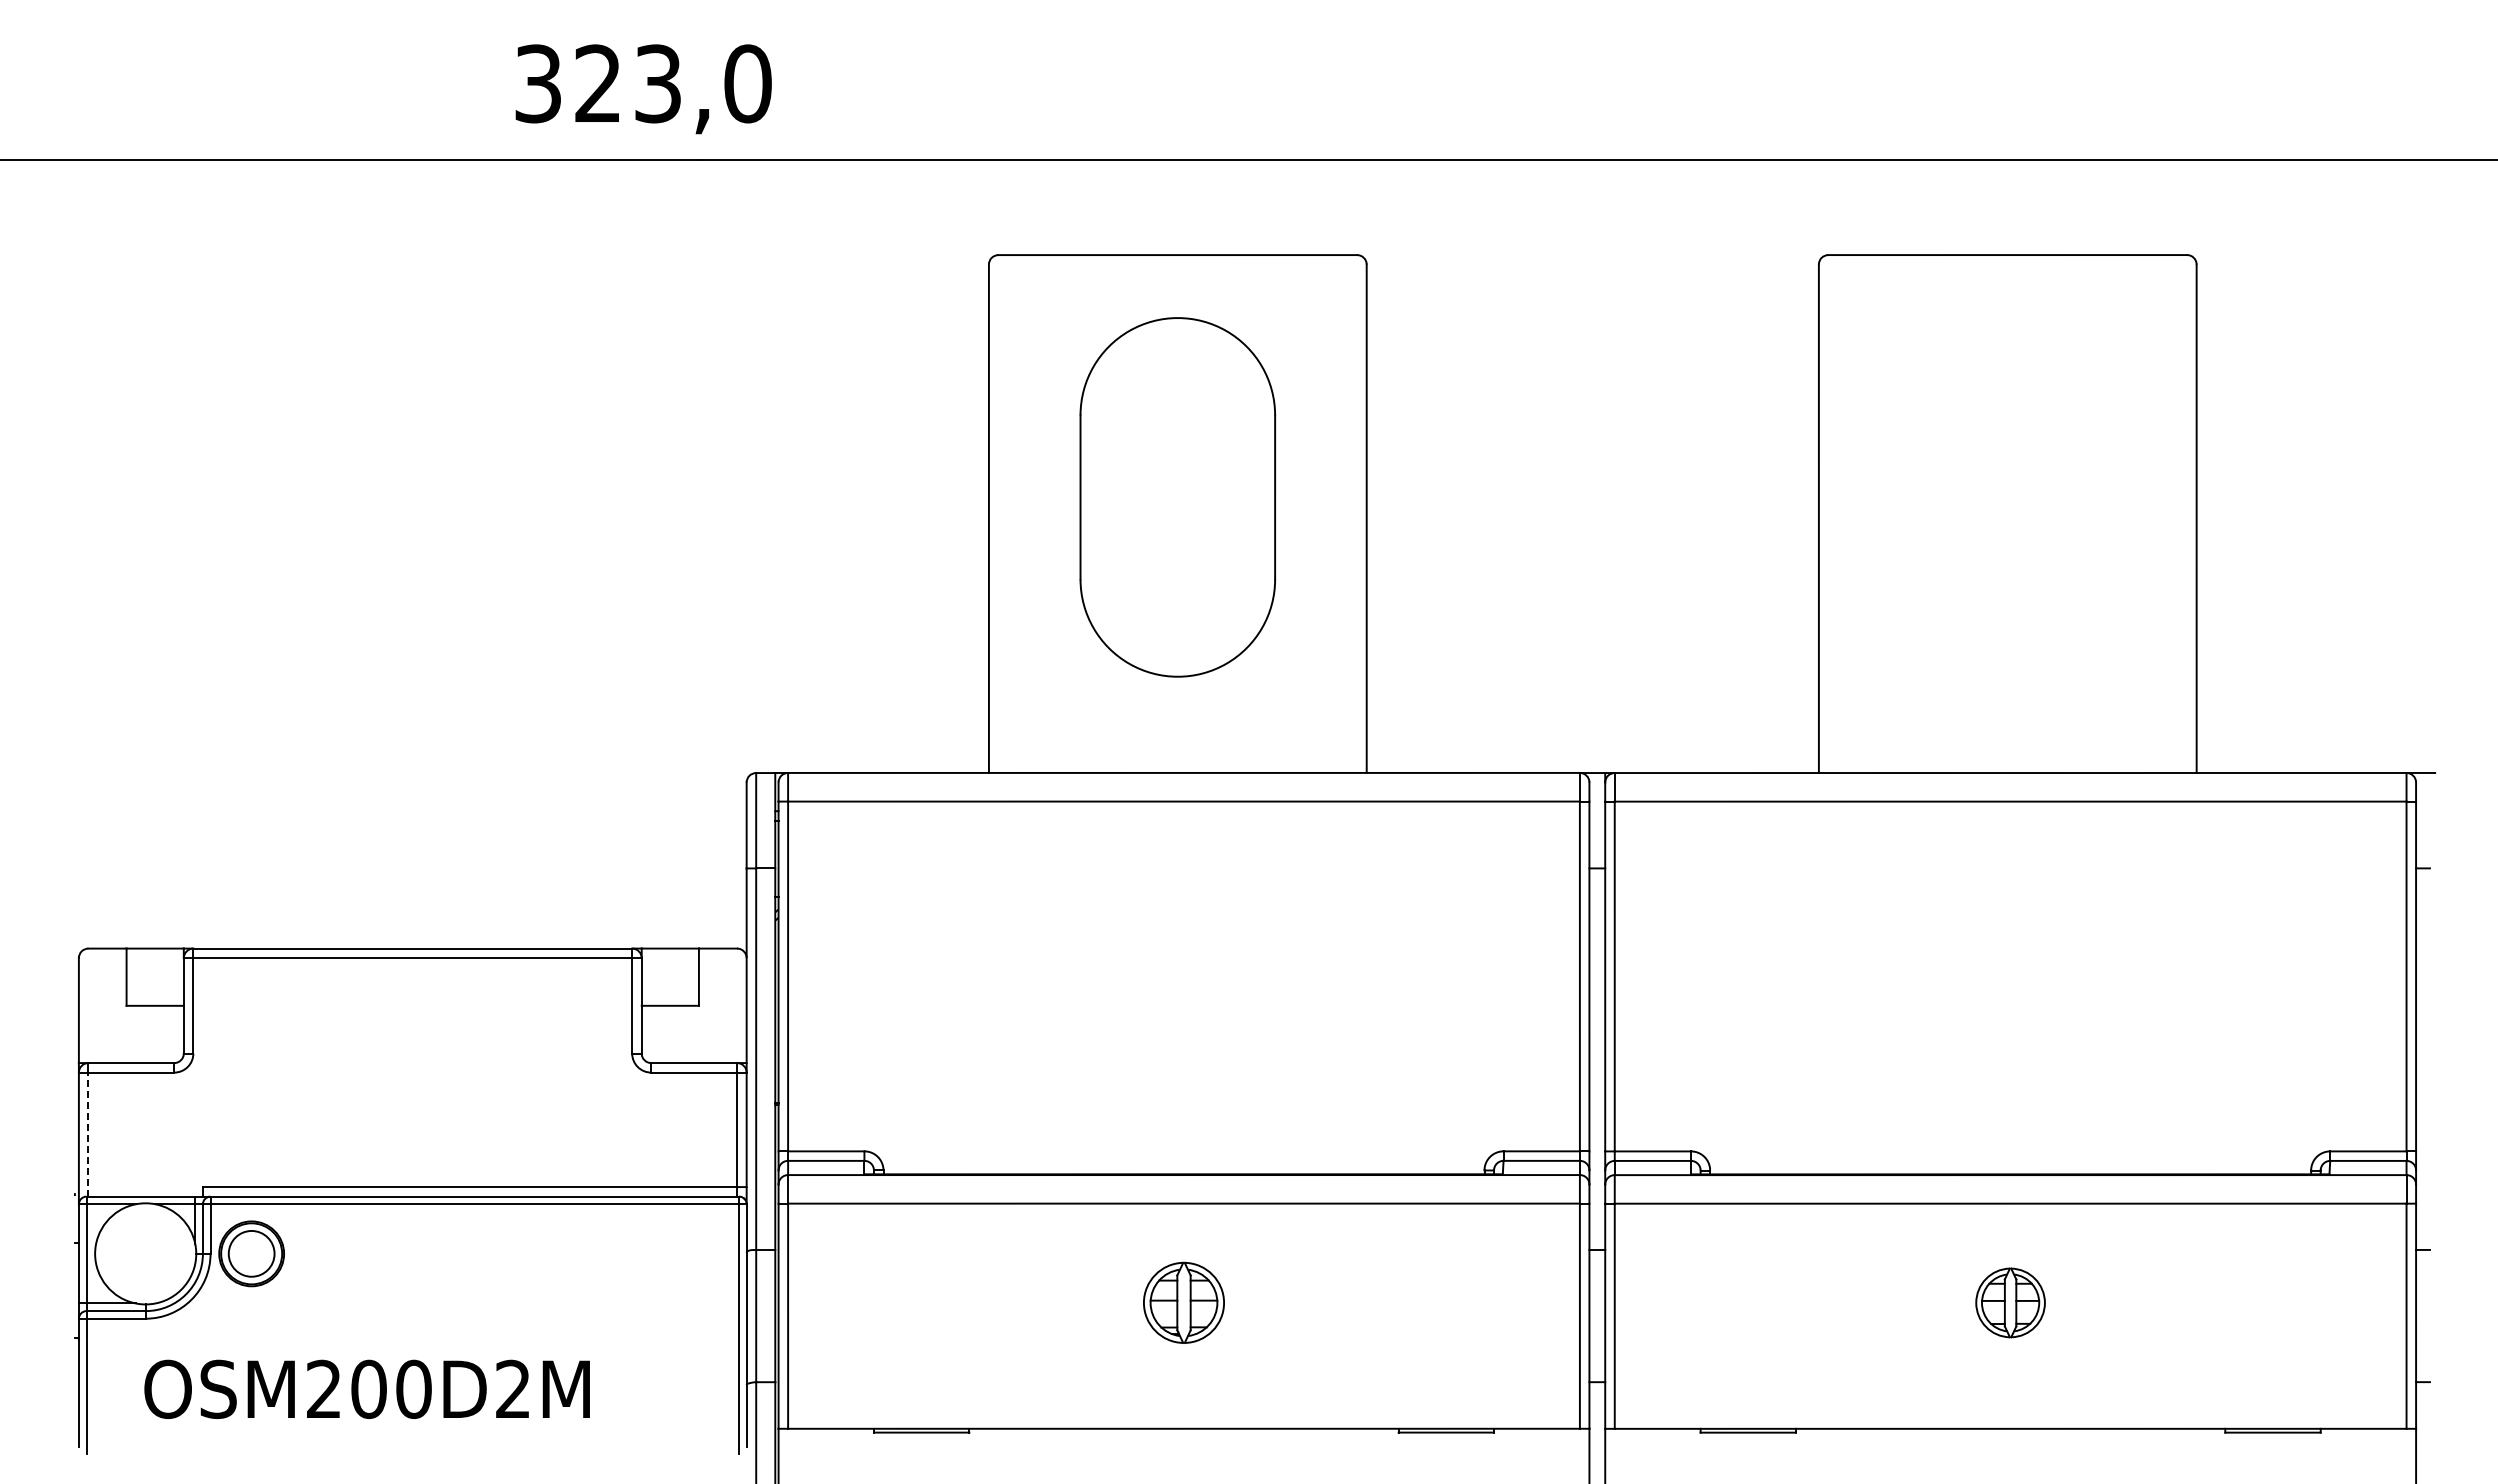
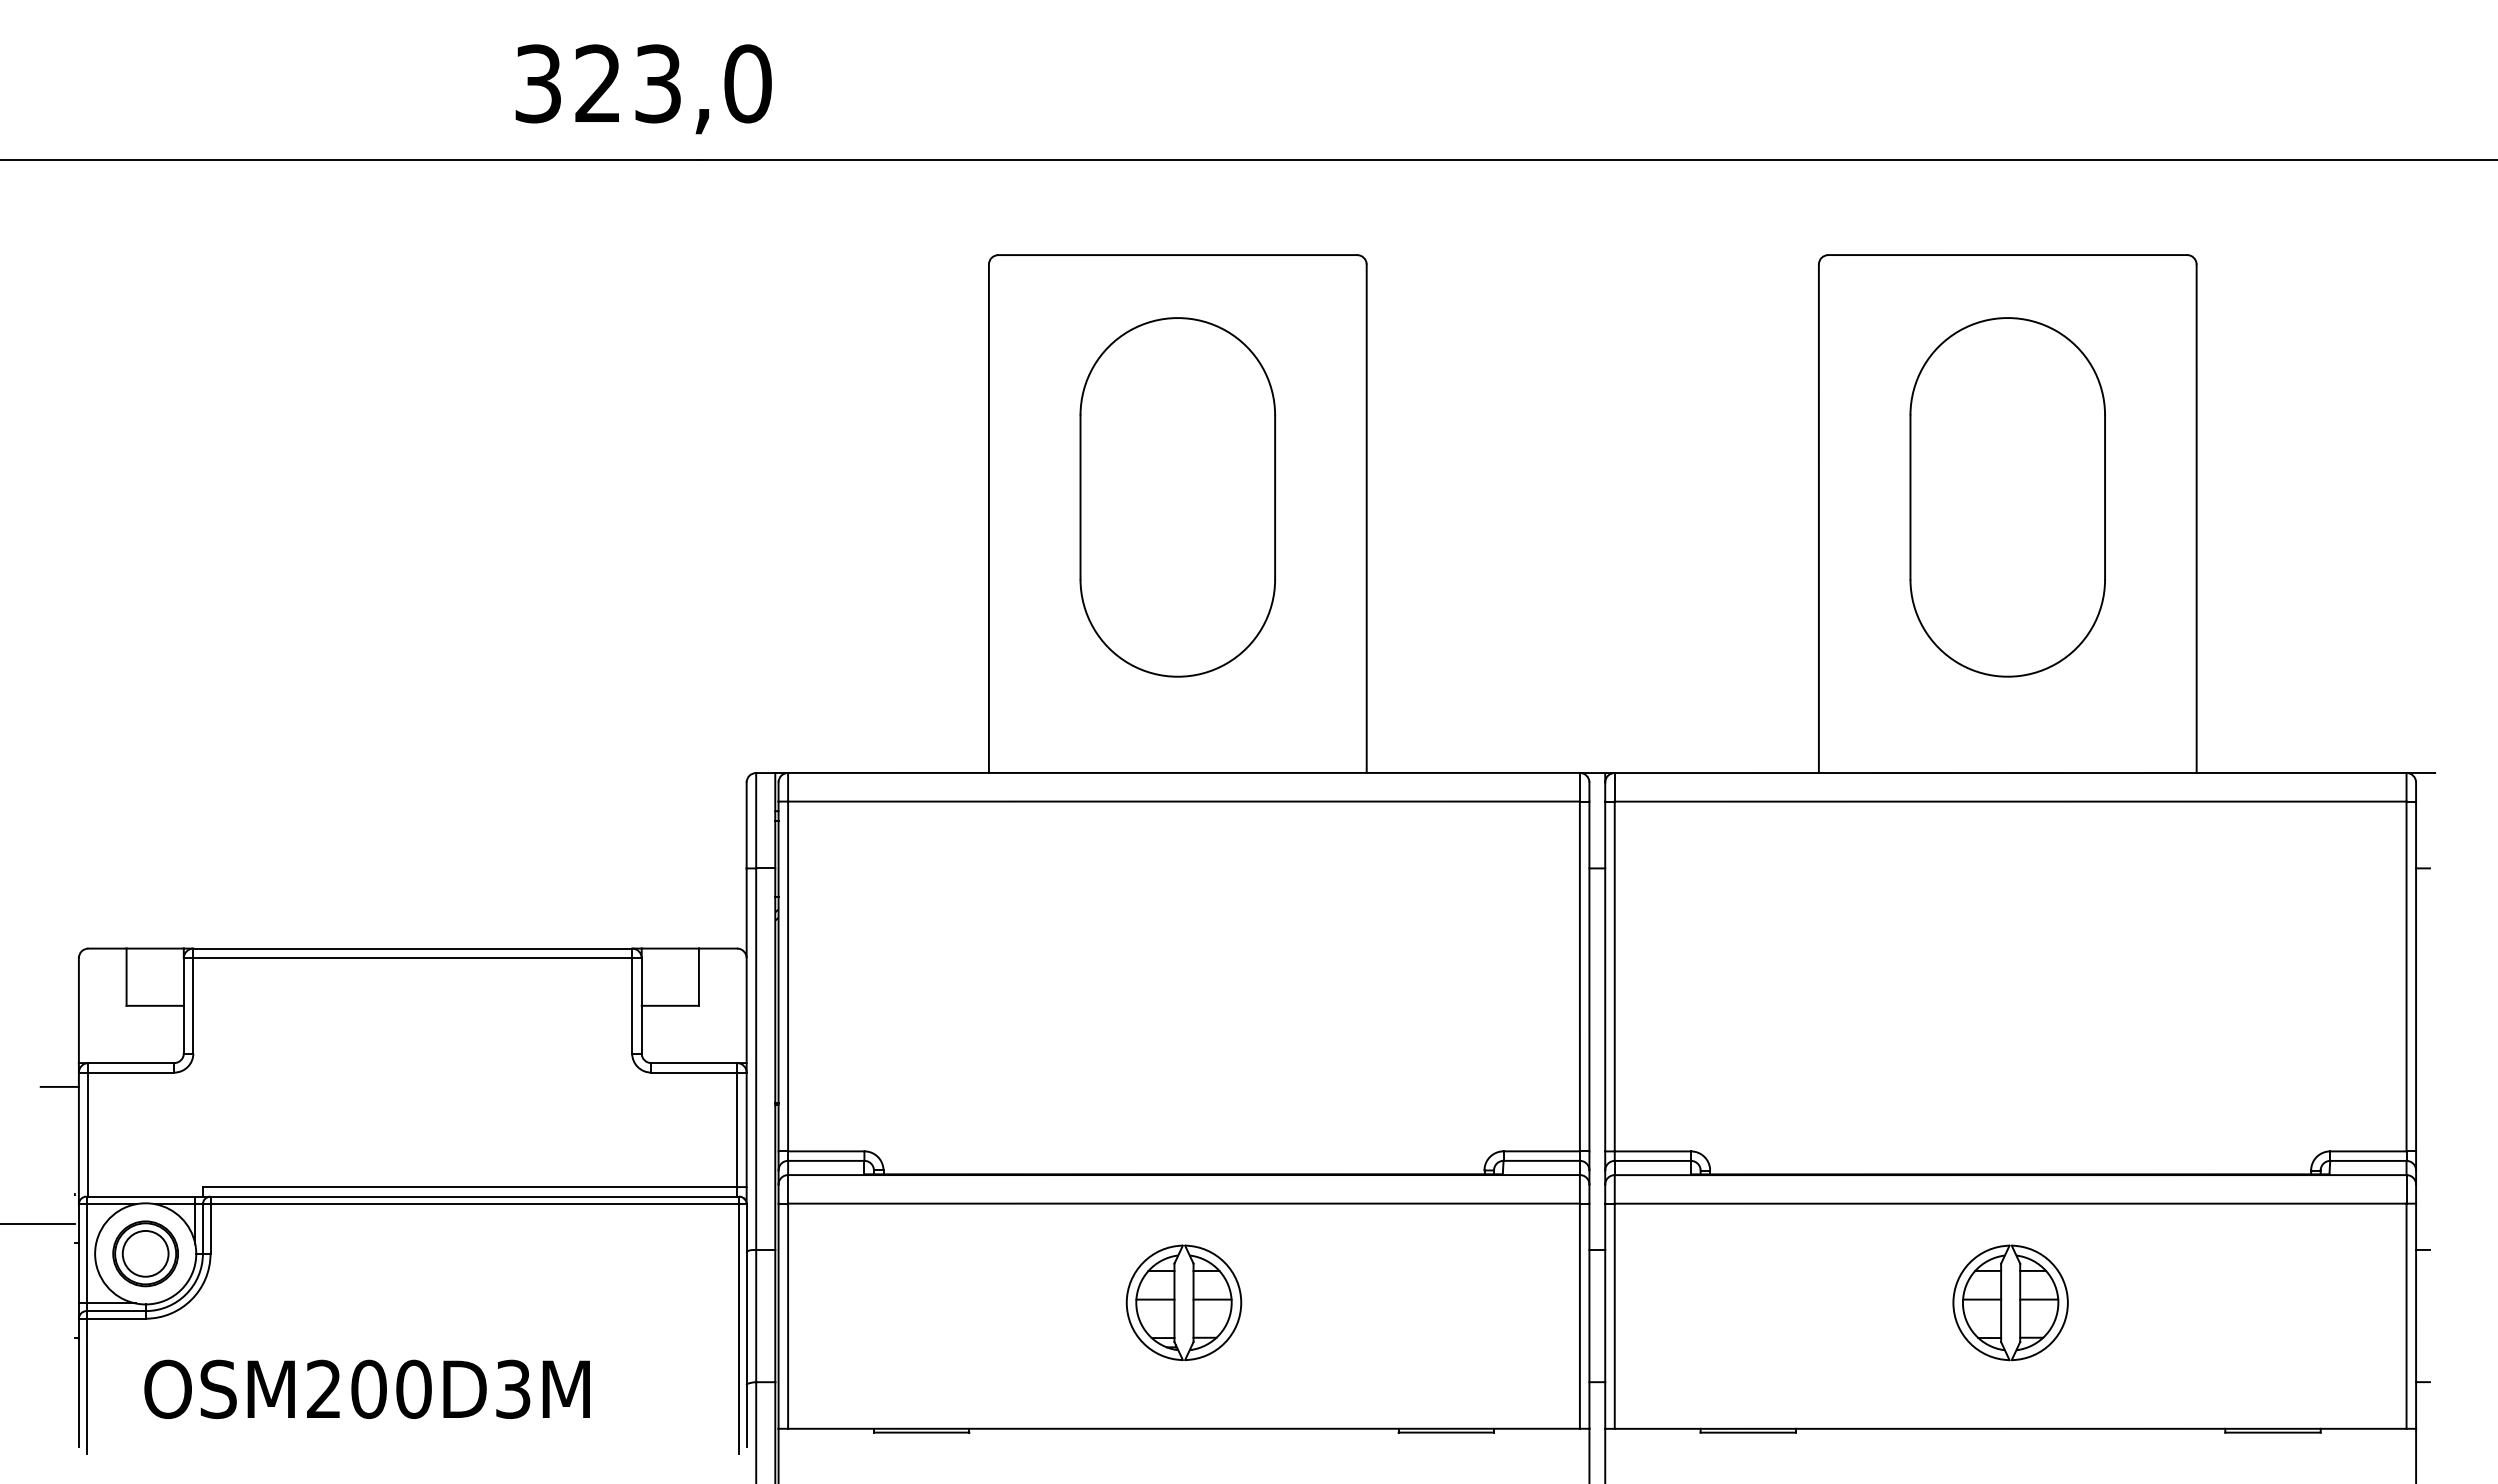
part: none -> present (2007, 497)
line: none -> present (59, 1086)
line: dashed -> solid (88, 1134)
line: none -> present (38, 1223)
part position: (251, 1253) -> (145, 1253) (145, 1253)
part size: 82x83 px -> 118x118 px (1183, 1302)
part size: 71x72 px -> 117x118 px (2010, 1302)
text: OSM200D2M -> OSM200D3M (513, 1389)
